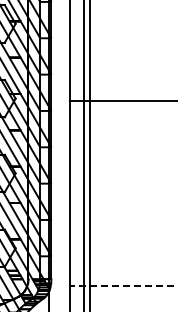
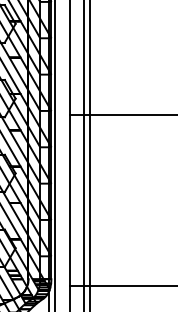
line position: (121, 100) -> (121, 114) (121, 114)
line: none -> present (55, 155)
line: dashed -> solid (123, 286)
